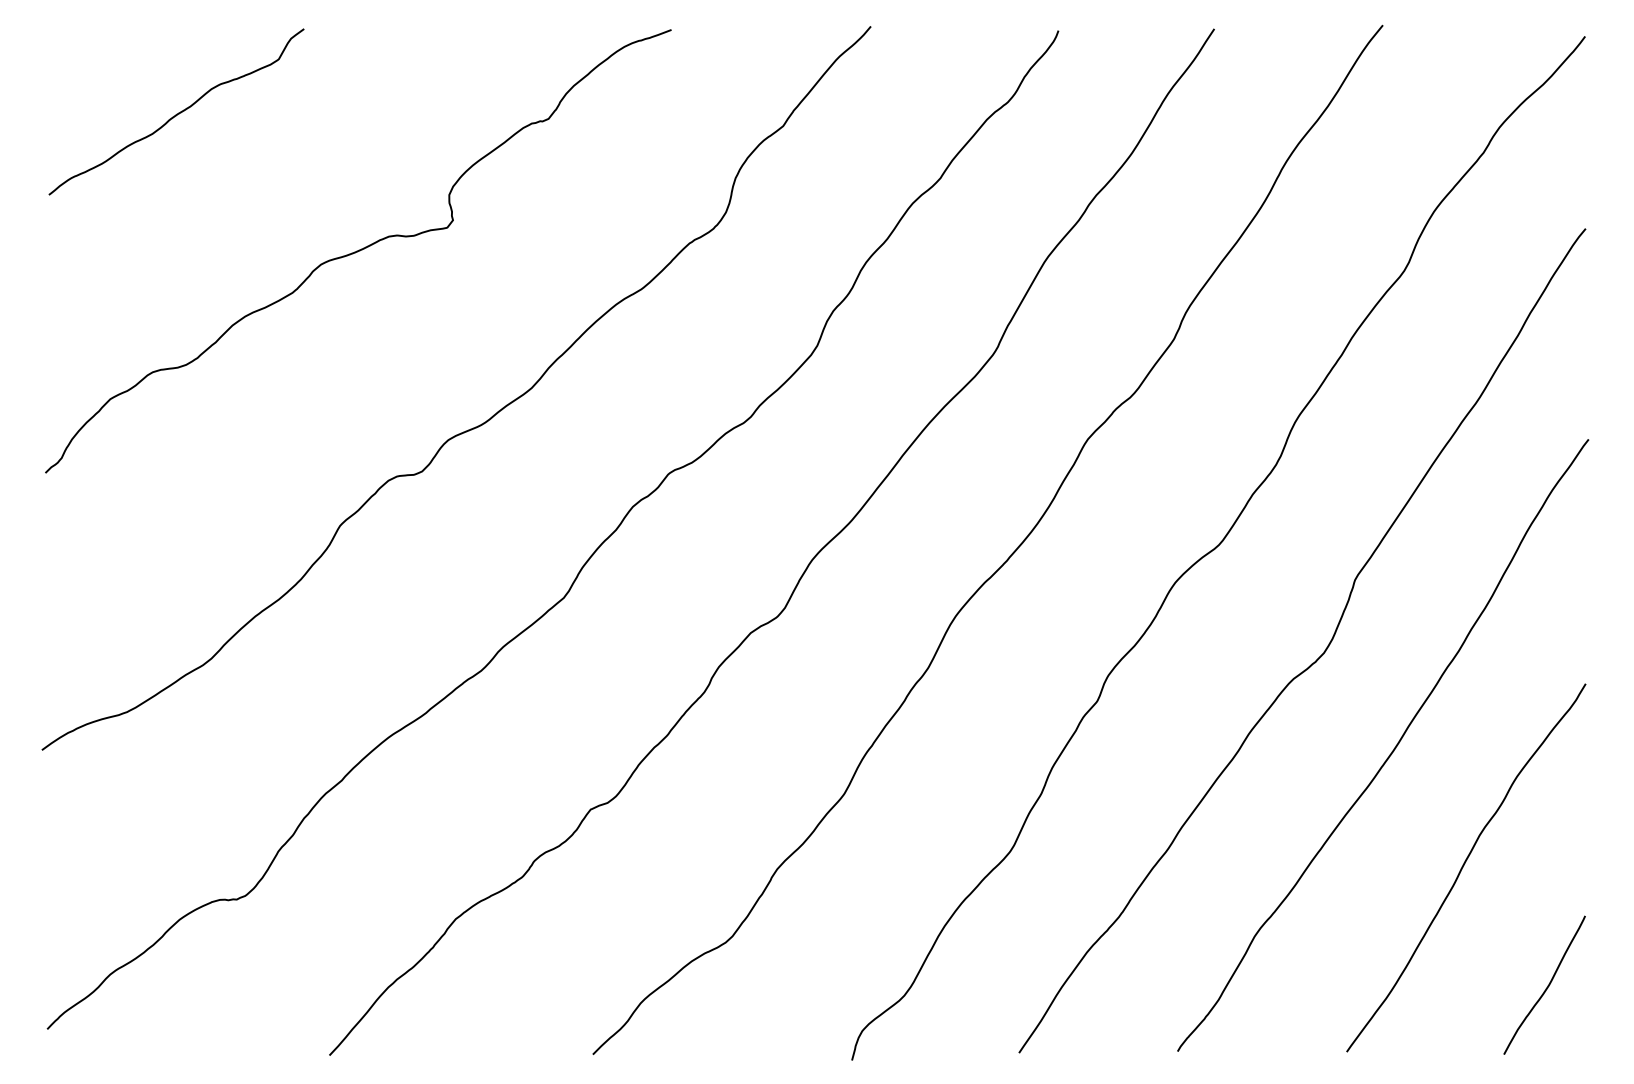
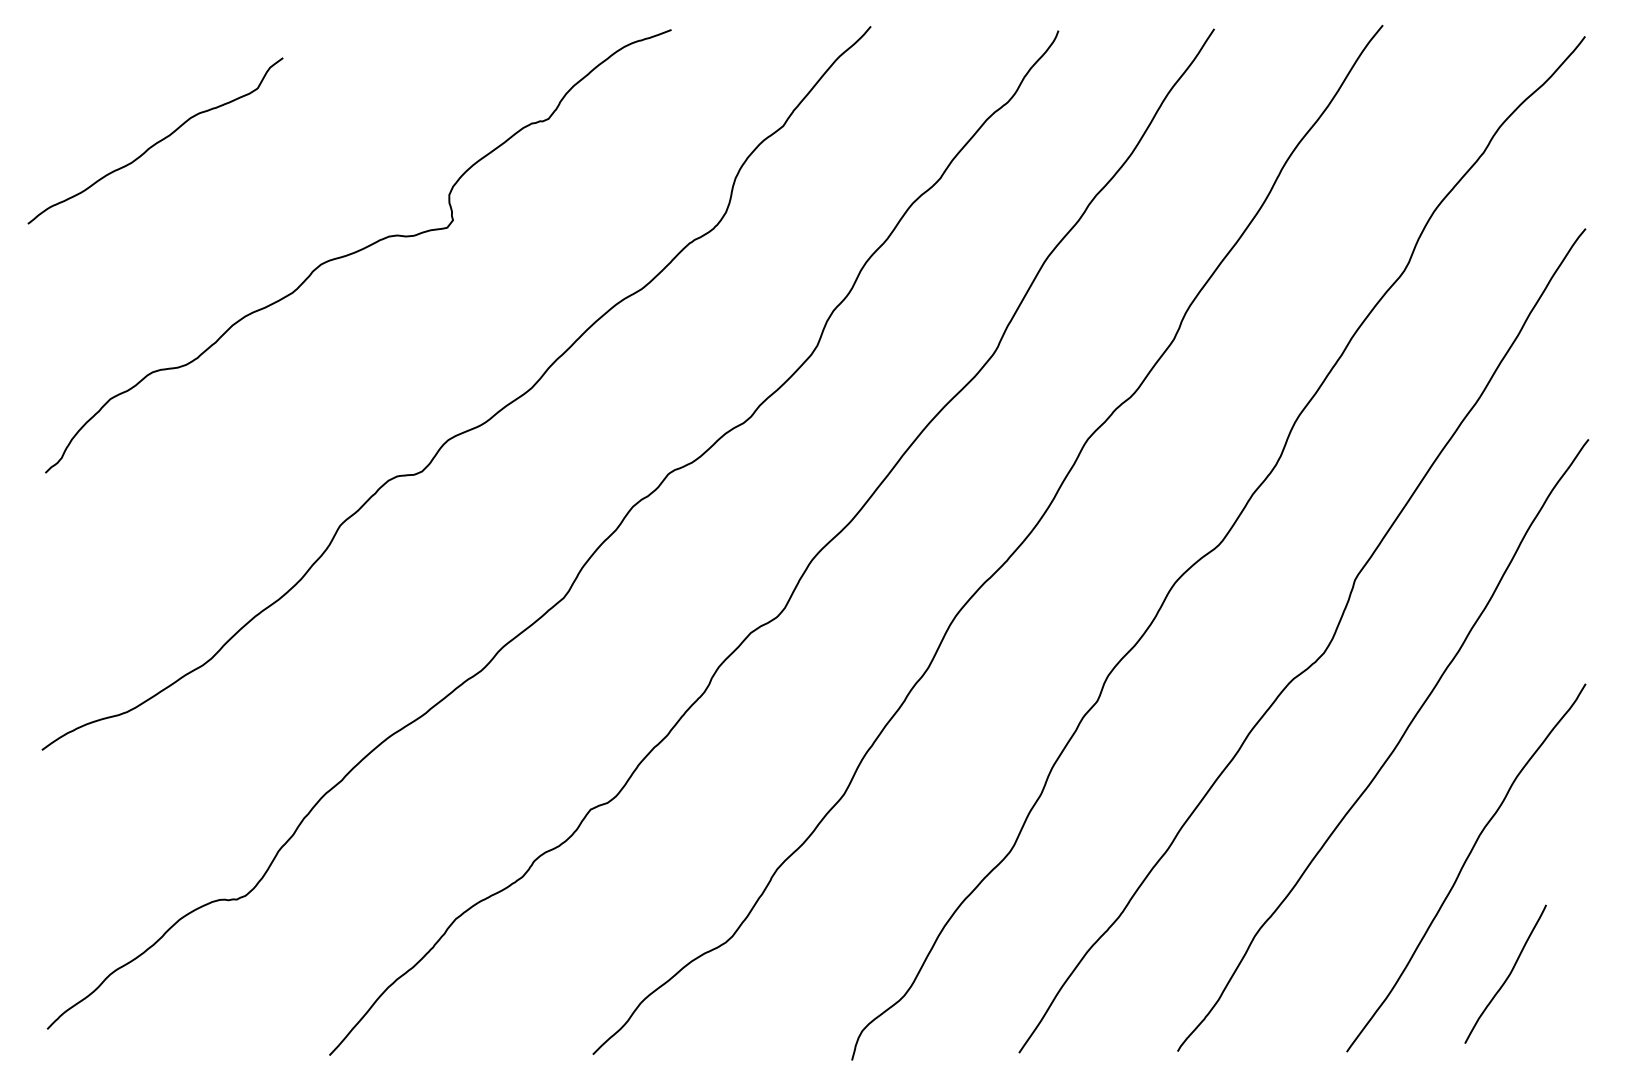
curve position: (176, 113) -> (155, 142) (155, 142)
curve position: (1547, 985) -> (1508, 974) (1508, 974)
